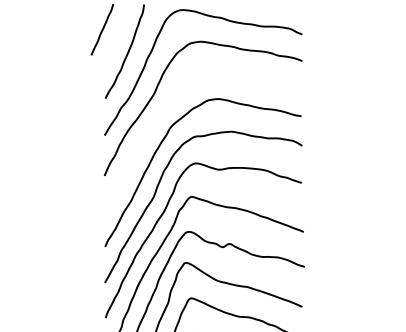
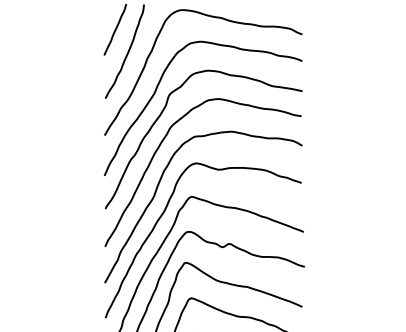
line position: (101, 29) -> (114, 29) (114, 29)
curve: none -> present (161, 115)
